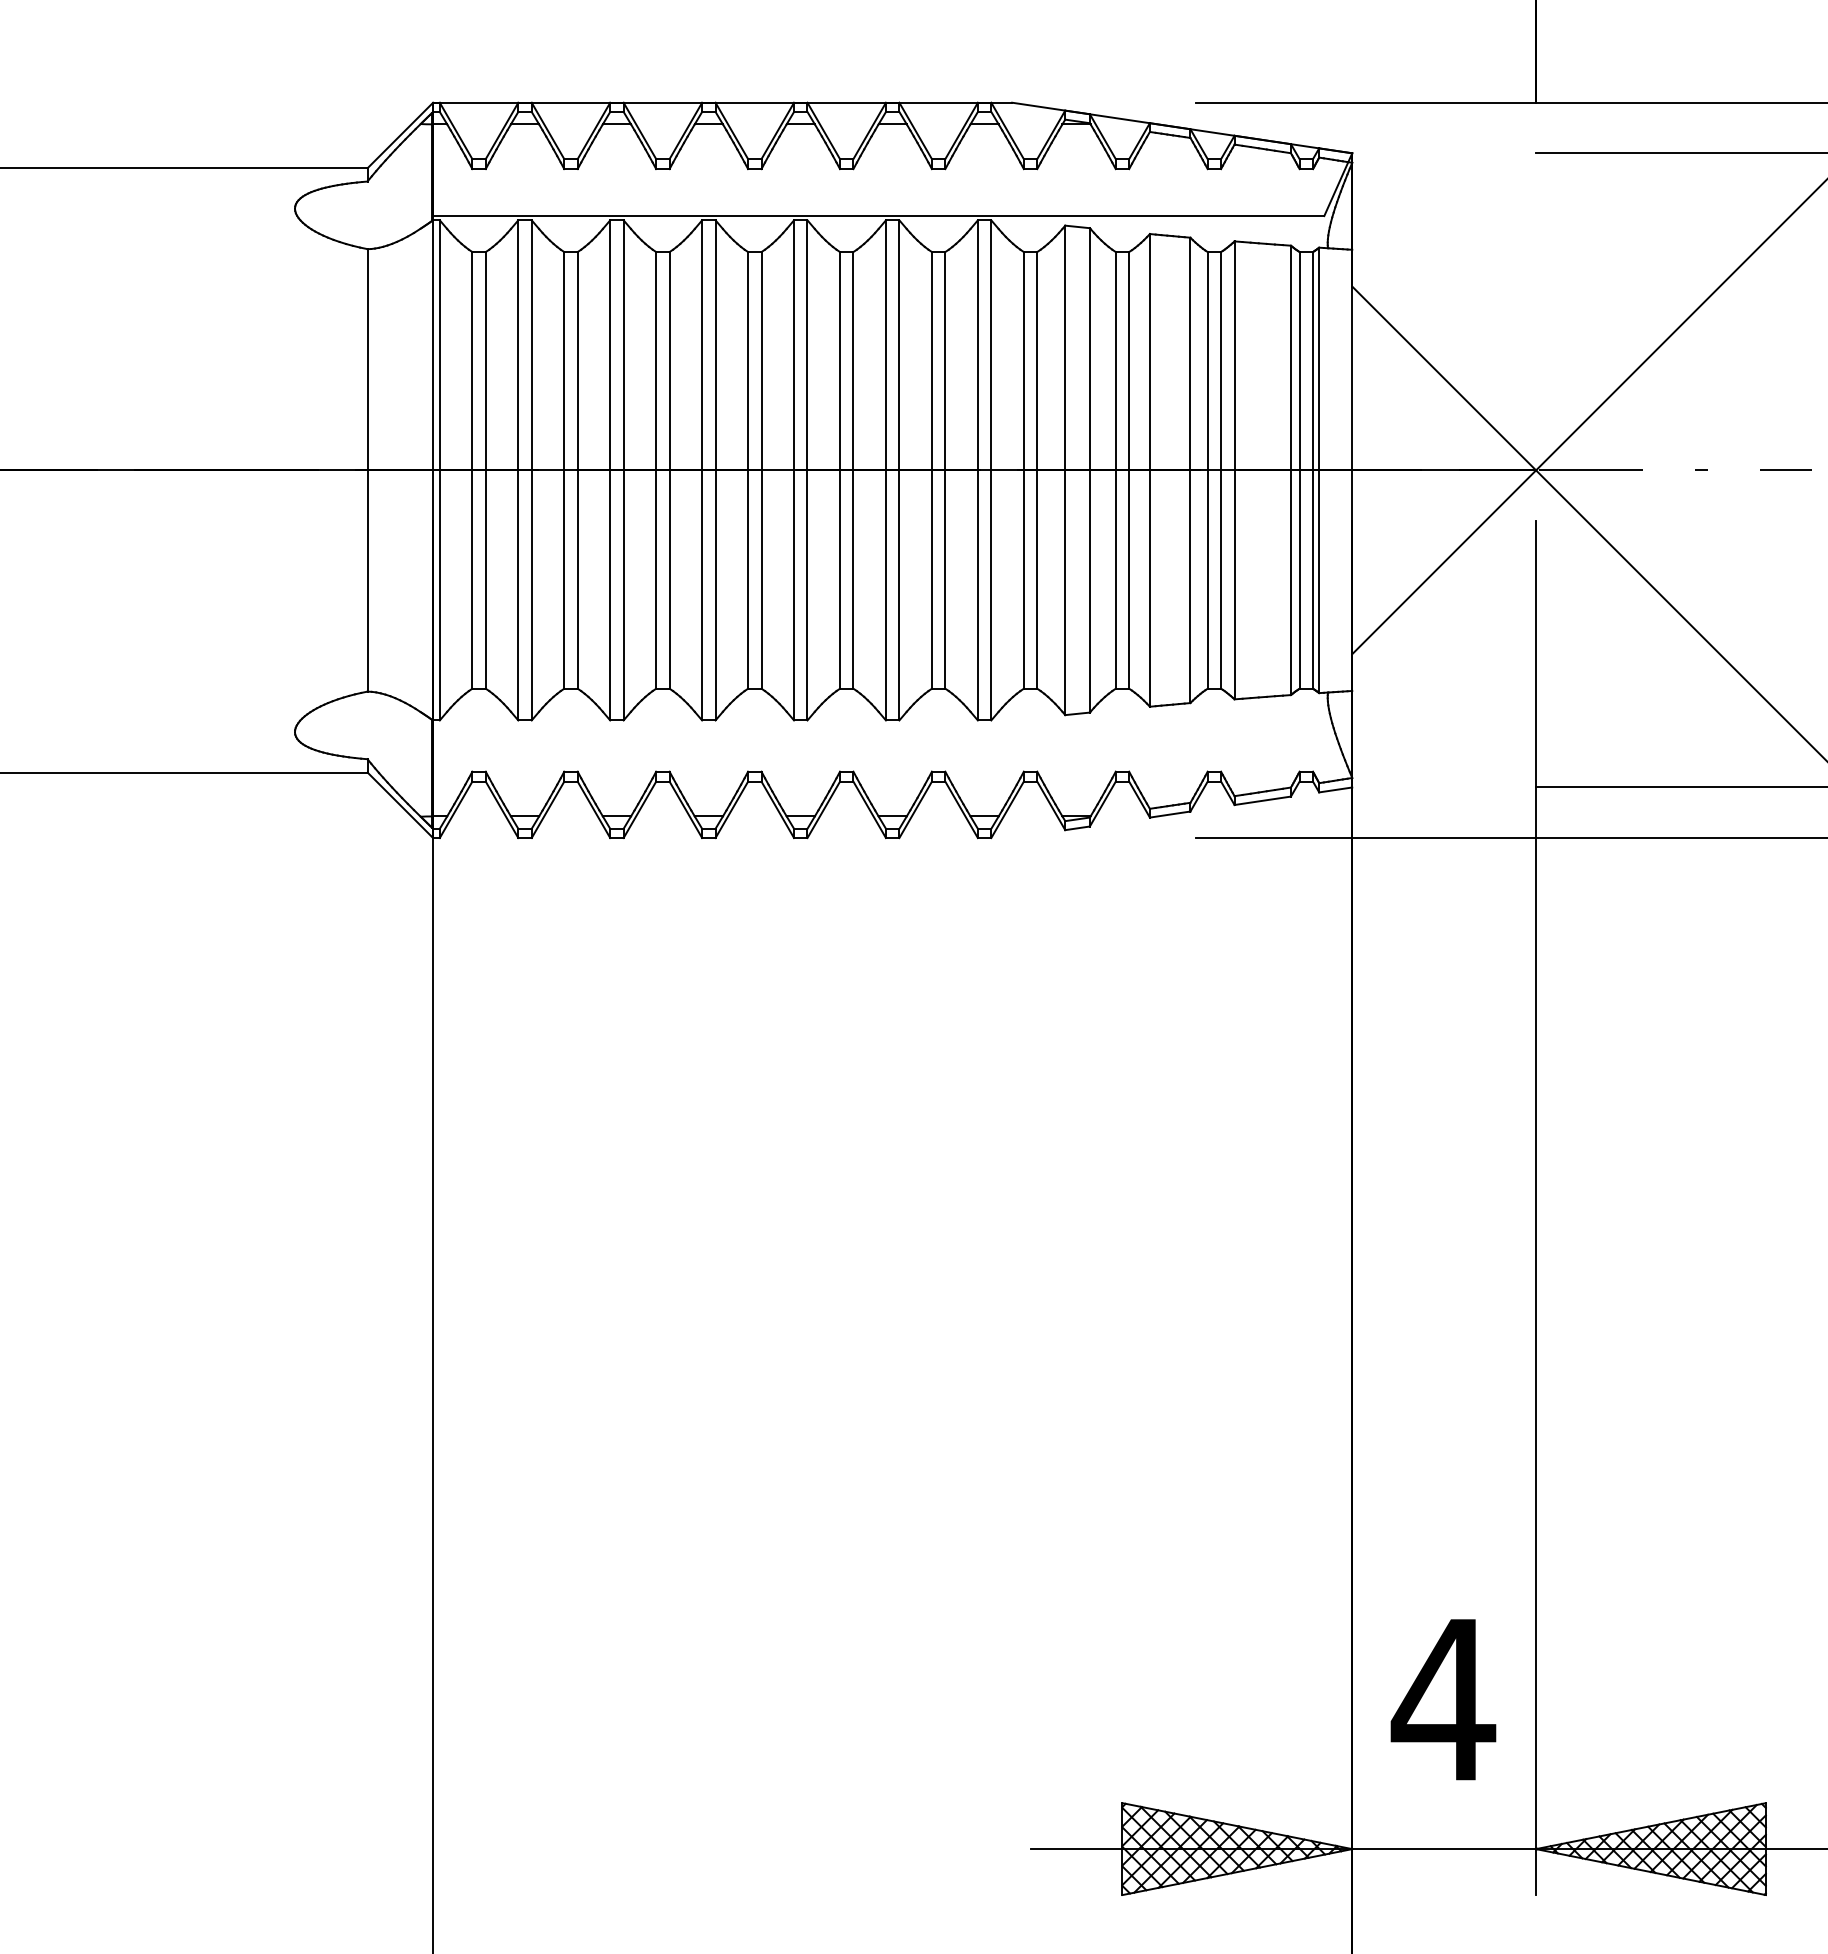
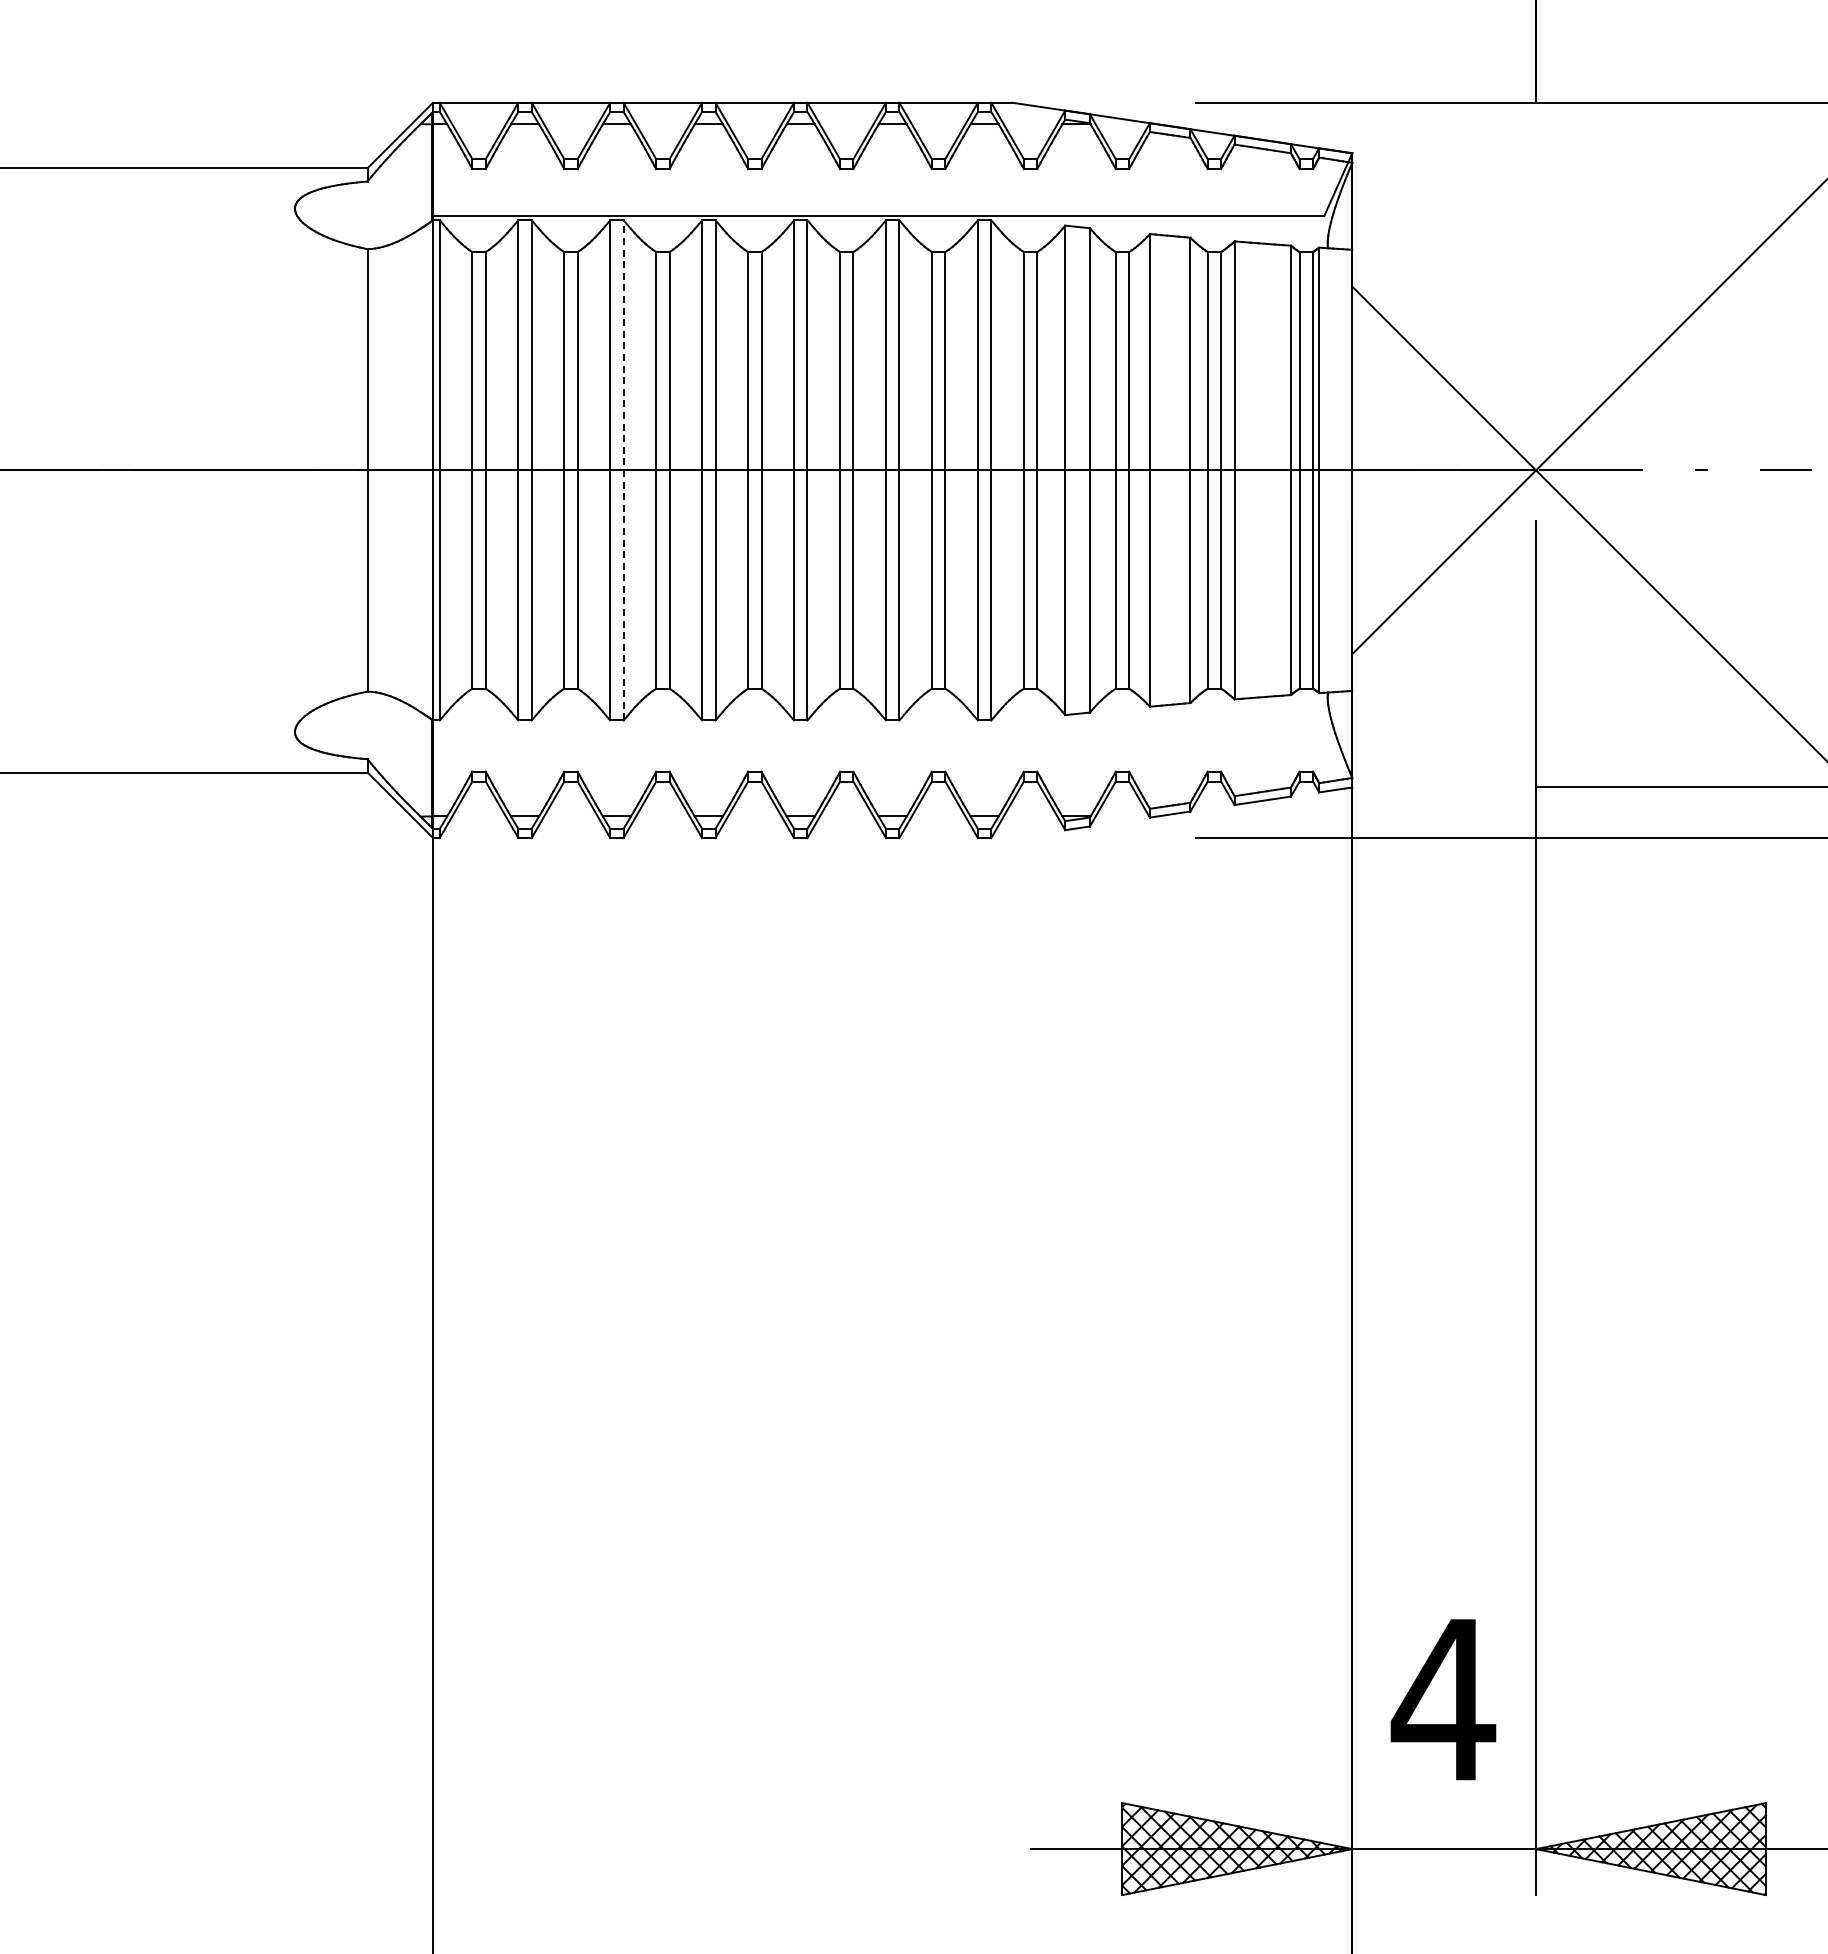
line: present -> none (1680, 153)
line: solid -> dashed (623, 469)
